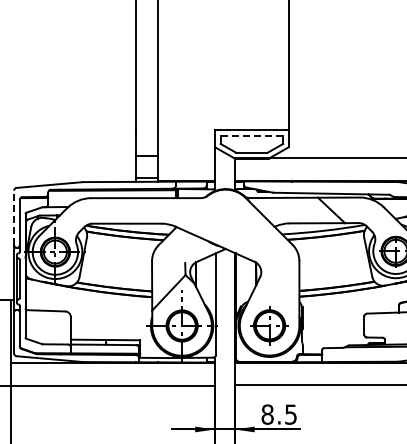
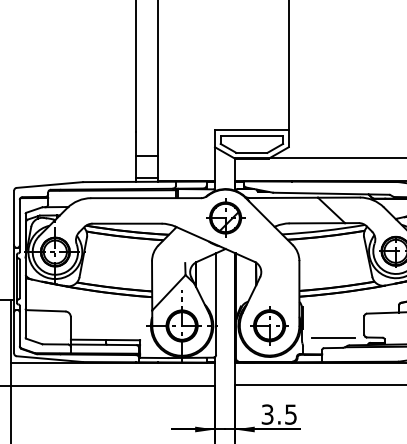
line: dashed -> solid (252, 135)
line: dashed -> solid (14, 217)
part: none -> present (225, 217)
line: none -> present (332, 337)
text: 8.5 -> 3.5 (267, 414)
